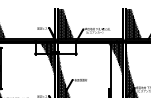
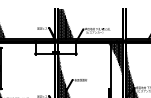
hatch: present -> none (133, 24)
hatch: present -> none (47, 58)
